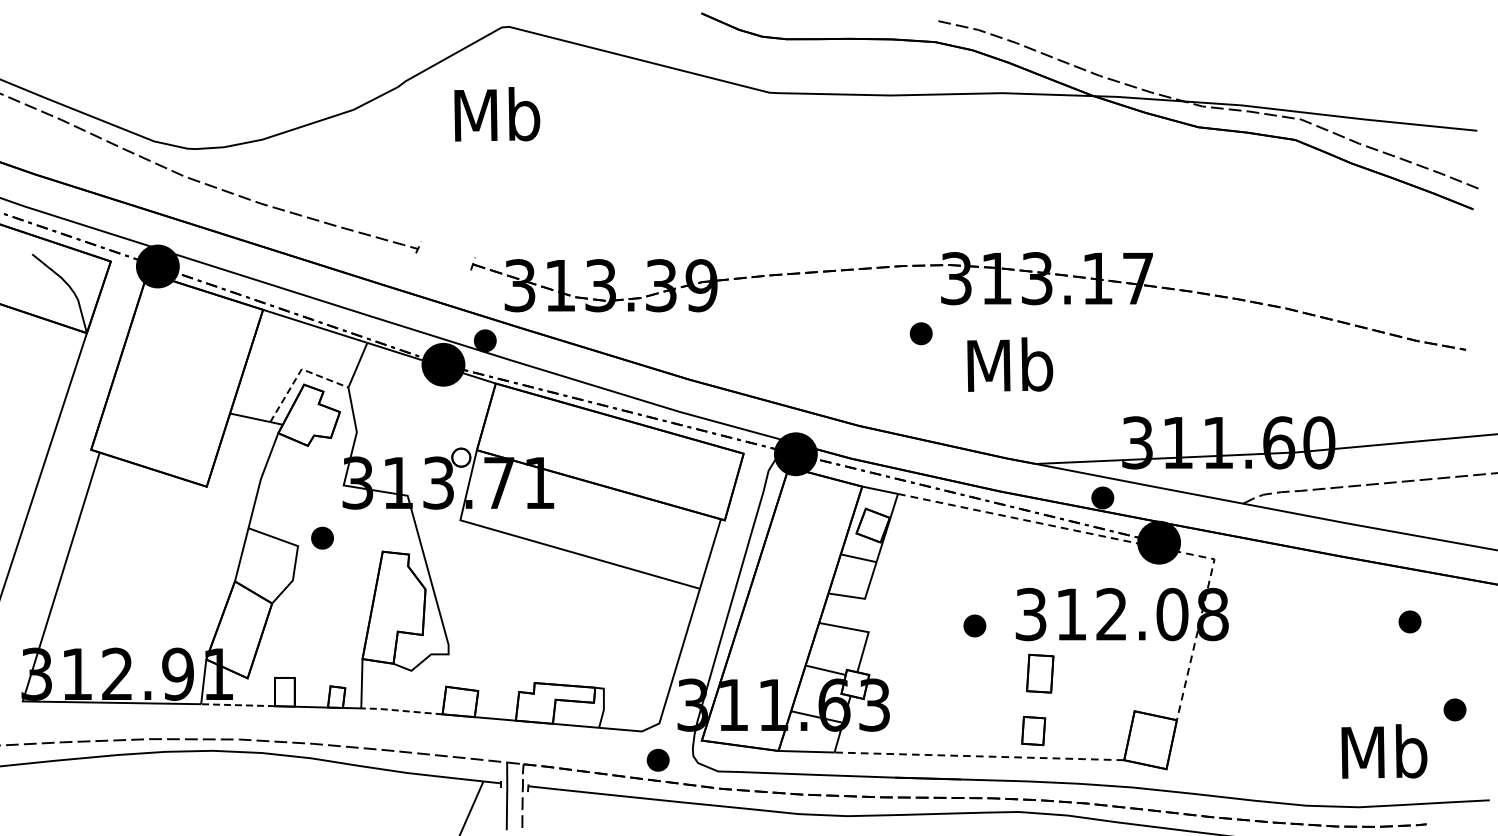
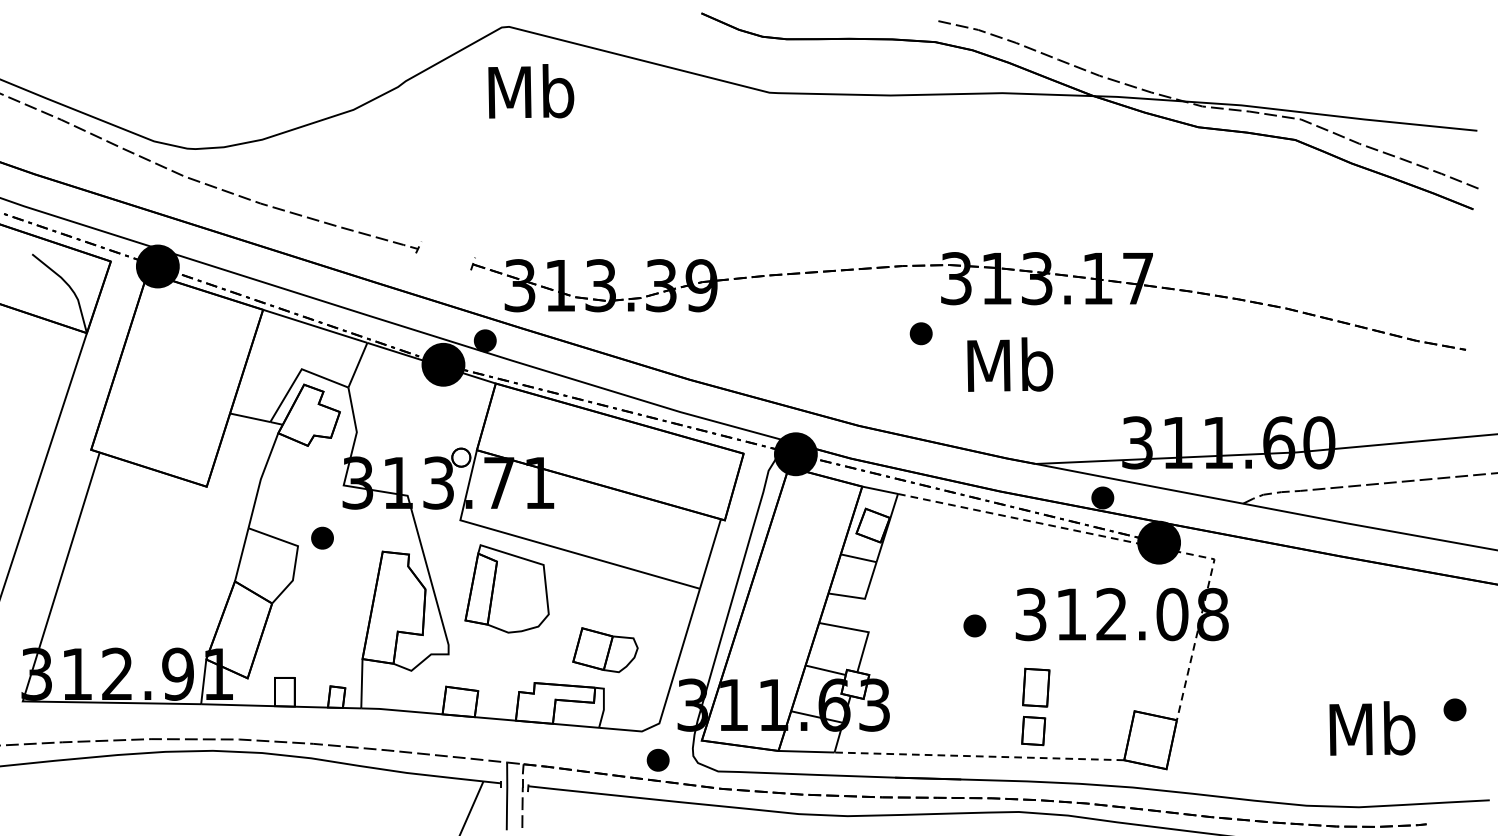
text position: (497, 114) -> (531, 91) (531, 91)
line: dashed -> solid (299, 373)
part: none -> present (506, 588)
part: present -> none (1409, 621)
part: none -> present (605, 650)
part position: (1040, 673) -> (1036, 687) (1036, 687)
line: dashed -> solid (238, 705)
line: dashed -> solid (401, 710)
text position: (1384, 751) -> (1372, 728) (1372, 728)
